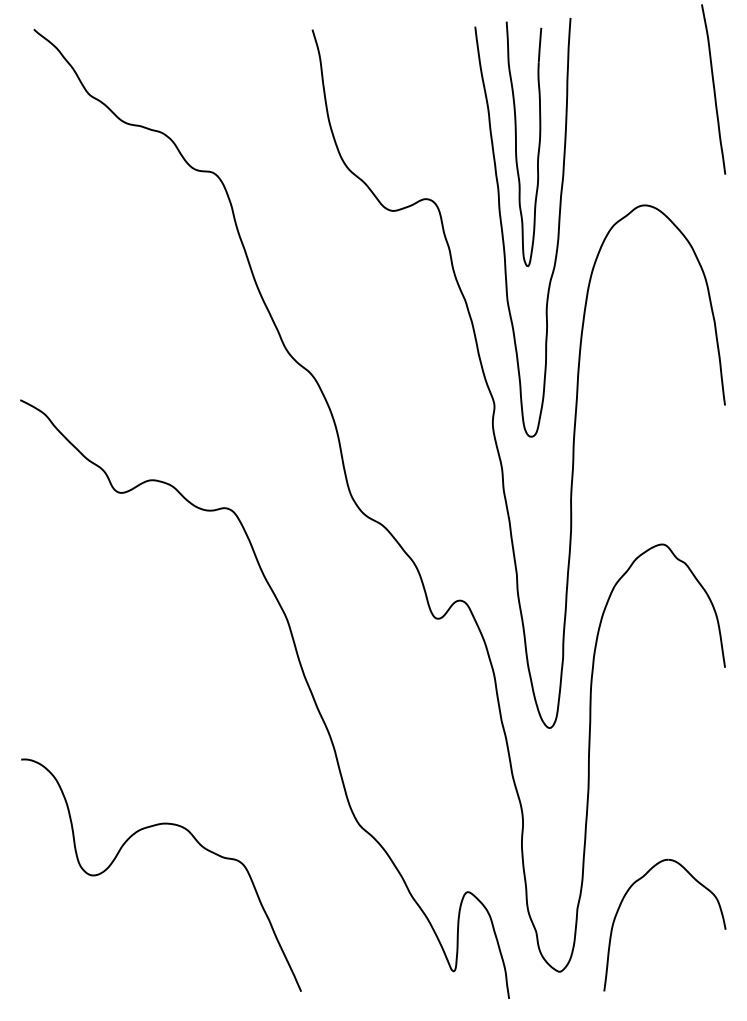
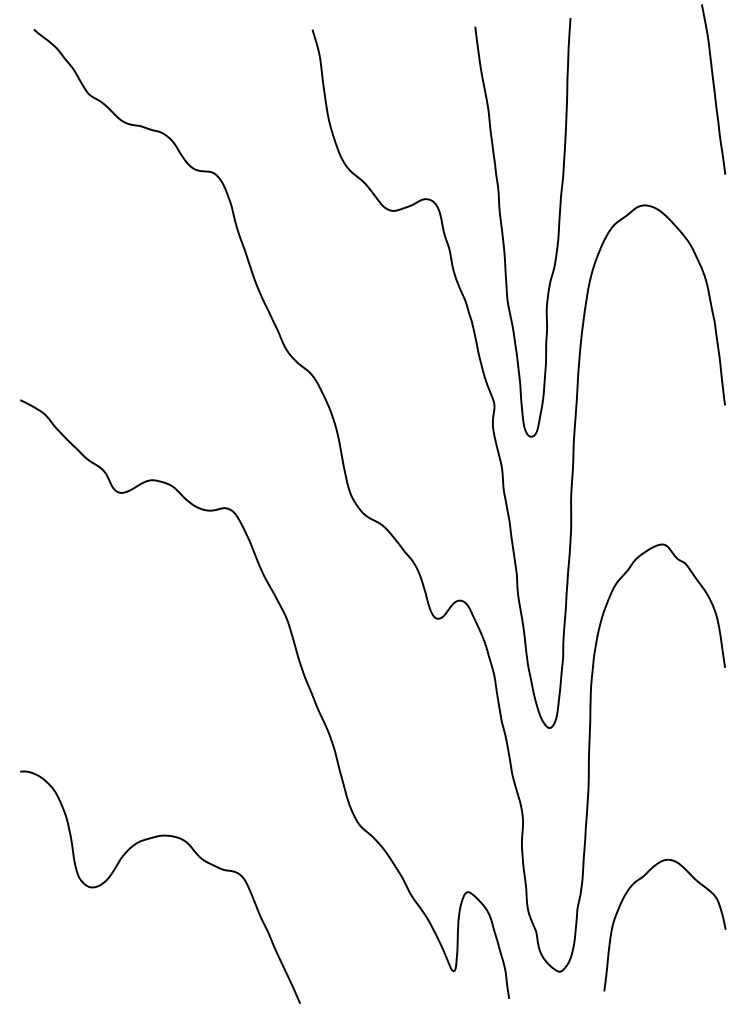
part: present -> none (516, 143)
curve position: (124, 845) -> (123, 857) (123, 857)
